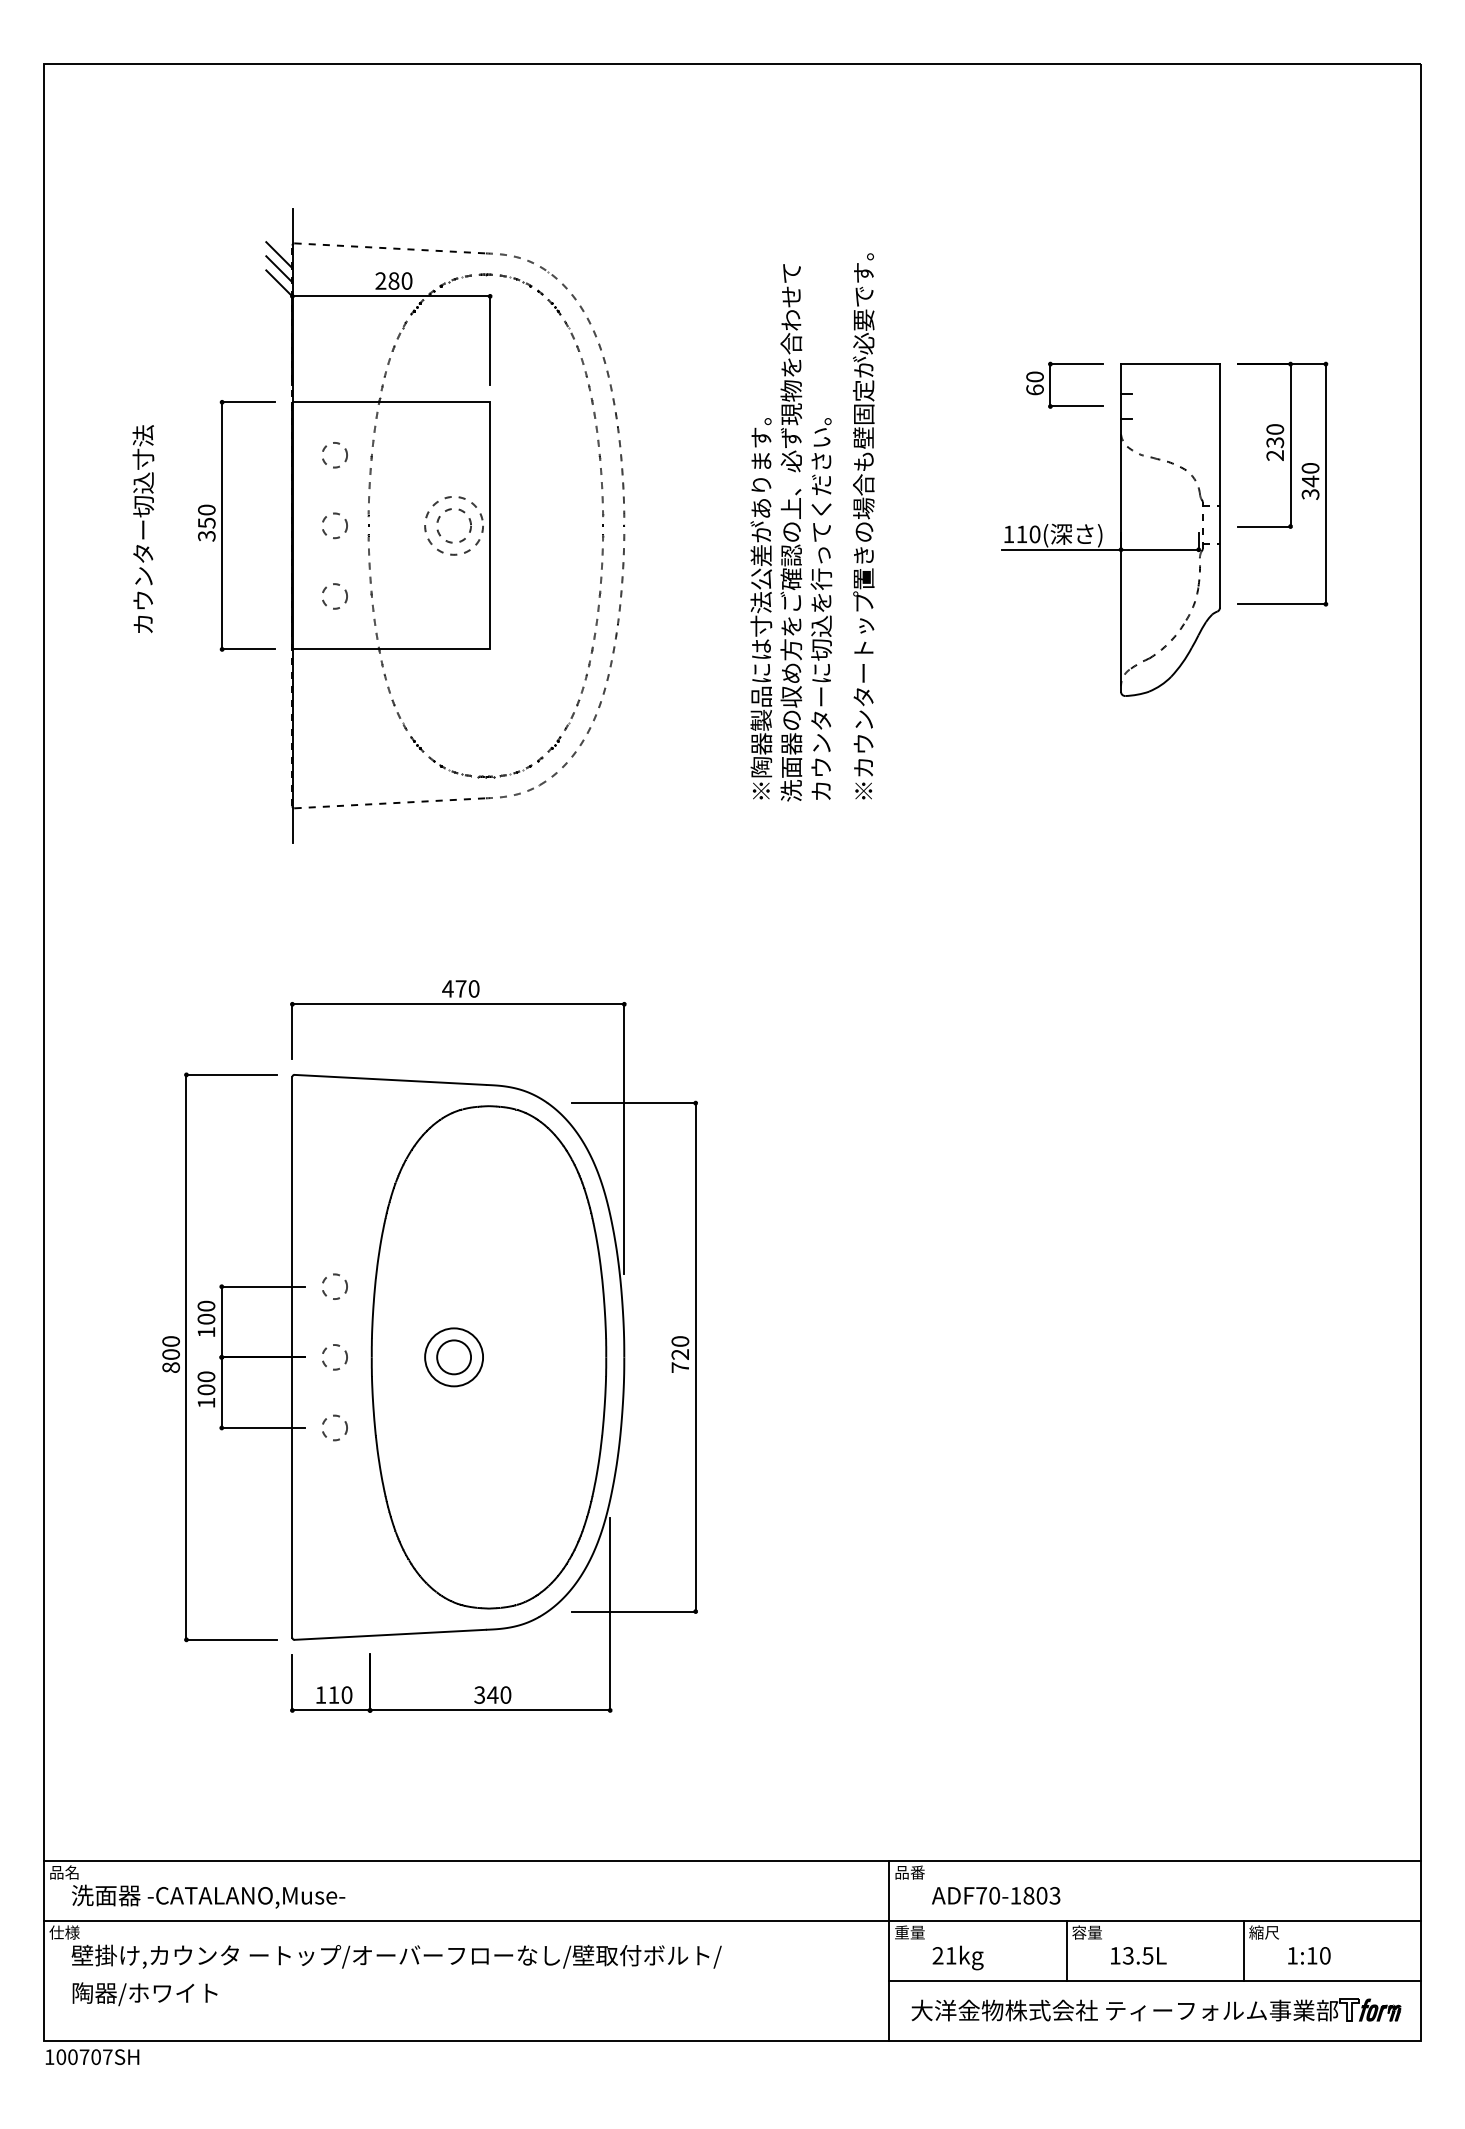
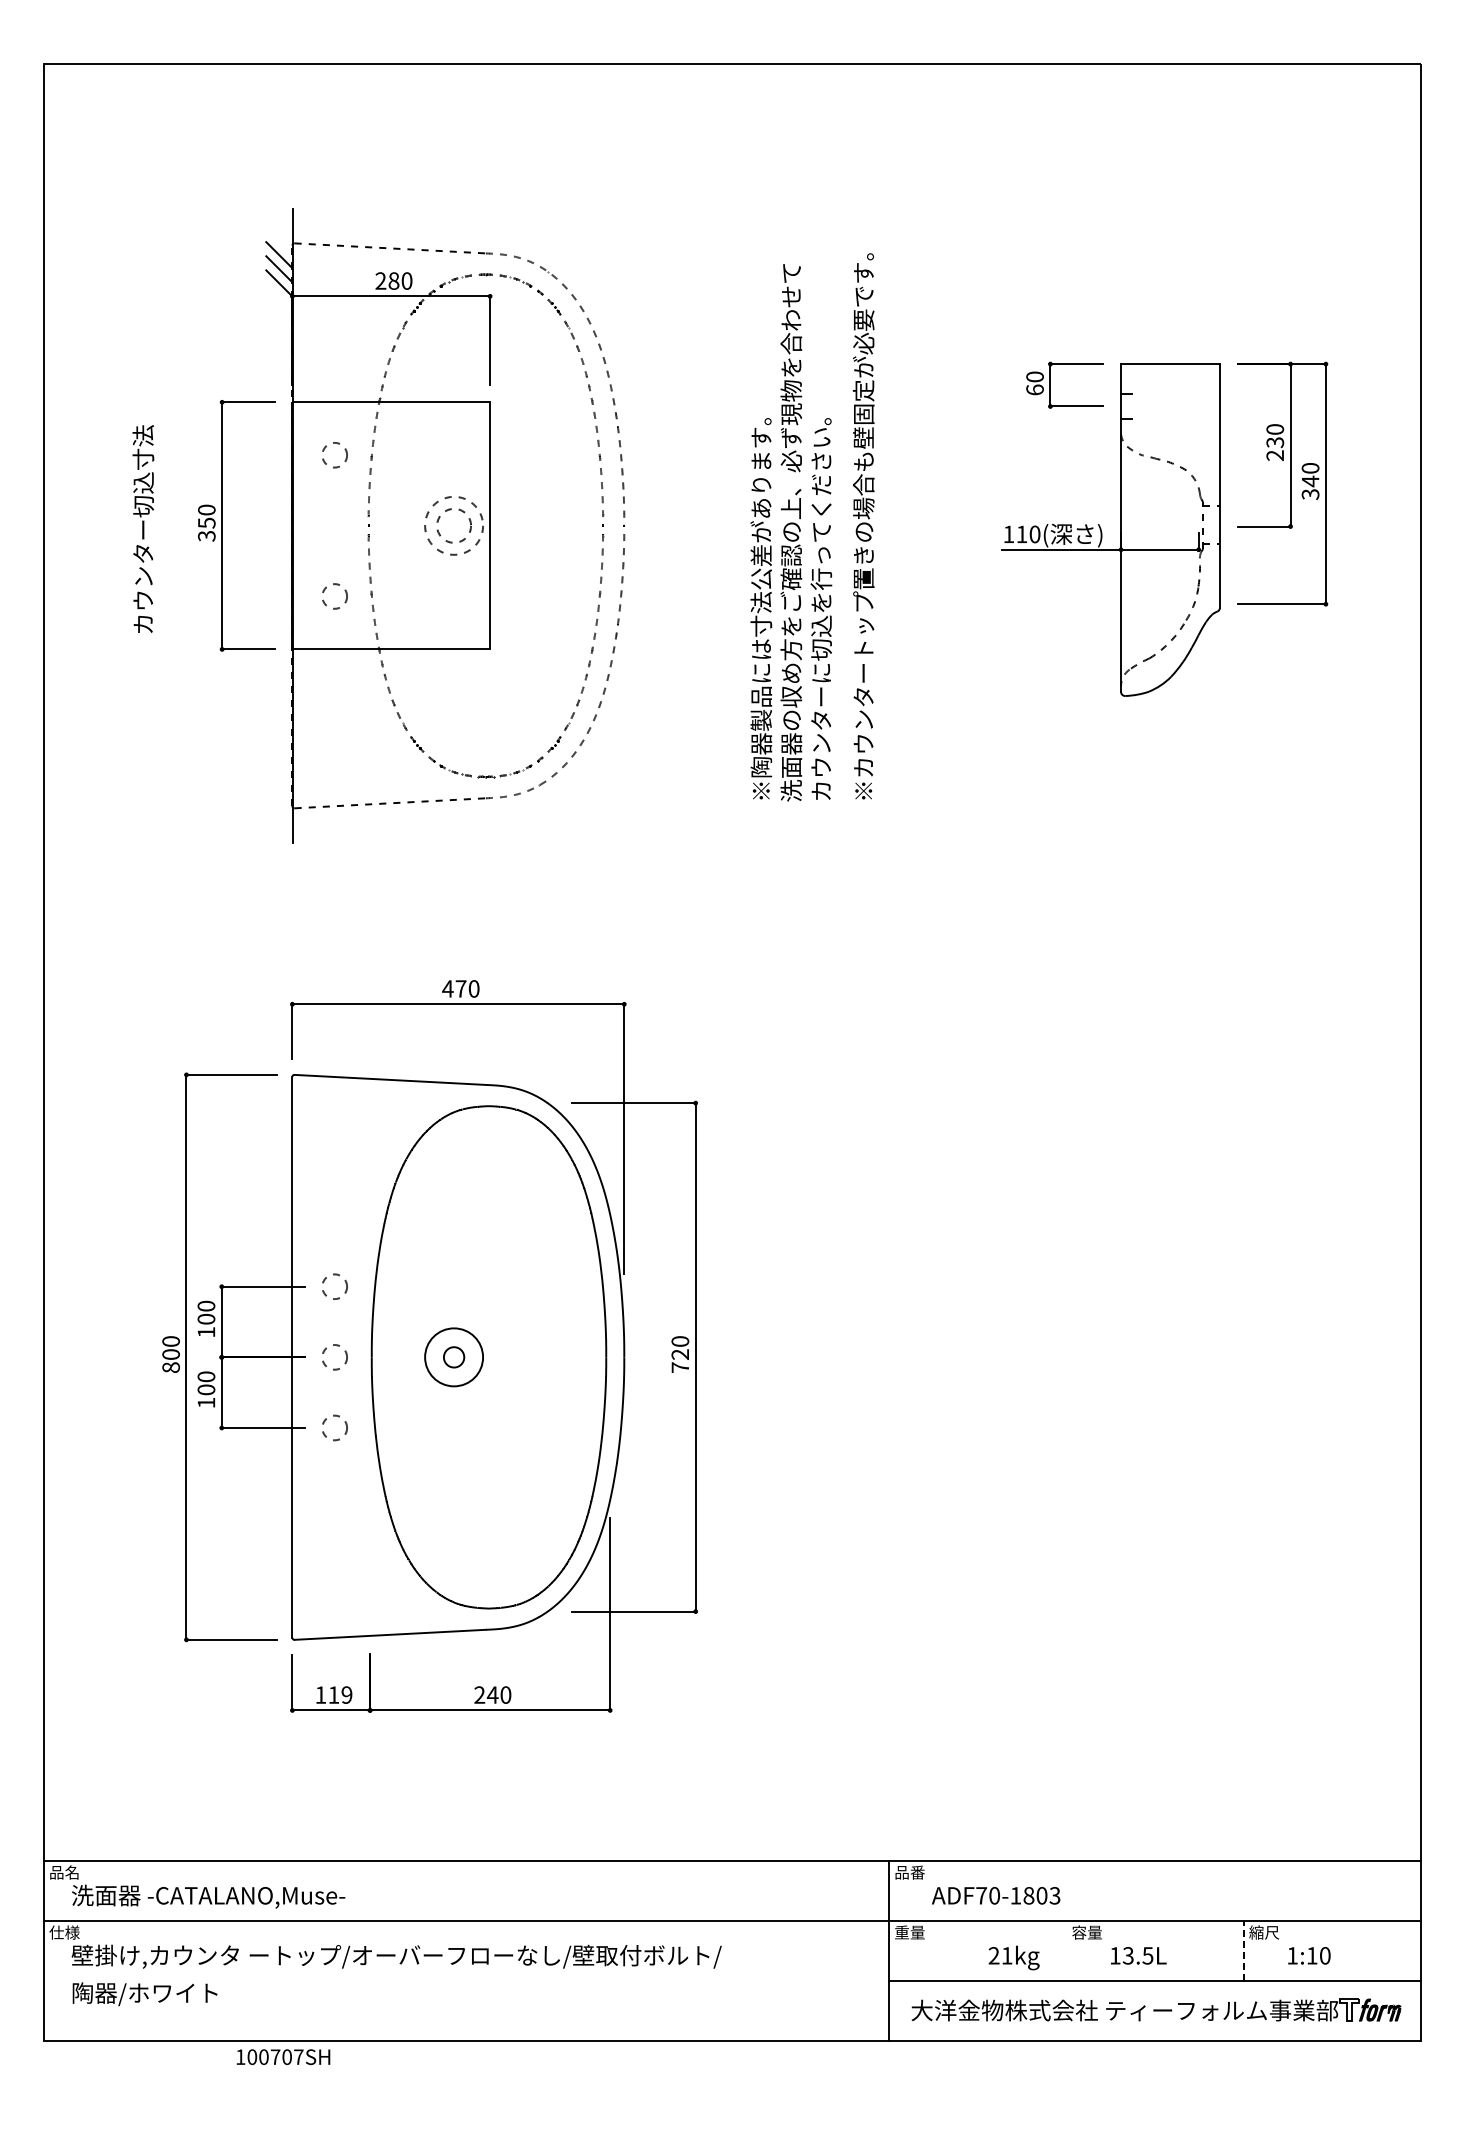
circle: present -> none (334, 525)
circle diameter: 34 px -> 20 px (453, 1357)
text: 110 -> 119 (346, 1694)
text: 340 -> 240 (479, 1694)
line: solid -> dashed (1243, 1950)
line: present -> none (1066, 1951)
text position: (957, 1957) -> (1013, 1957) (1013, 1957)
text position: (92, 2056) -> (283, 2056) (283, 2056)
